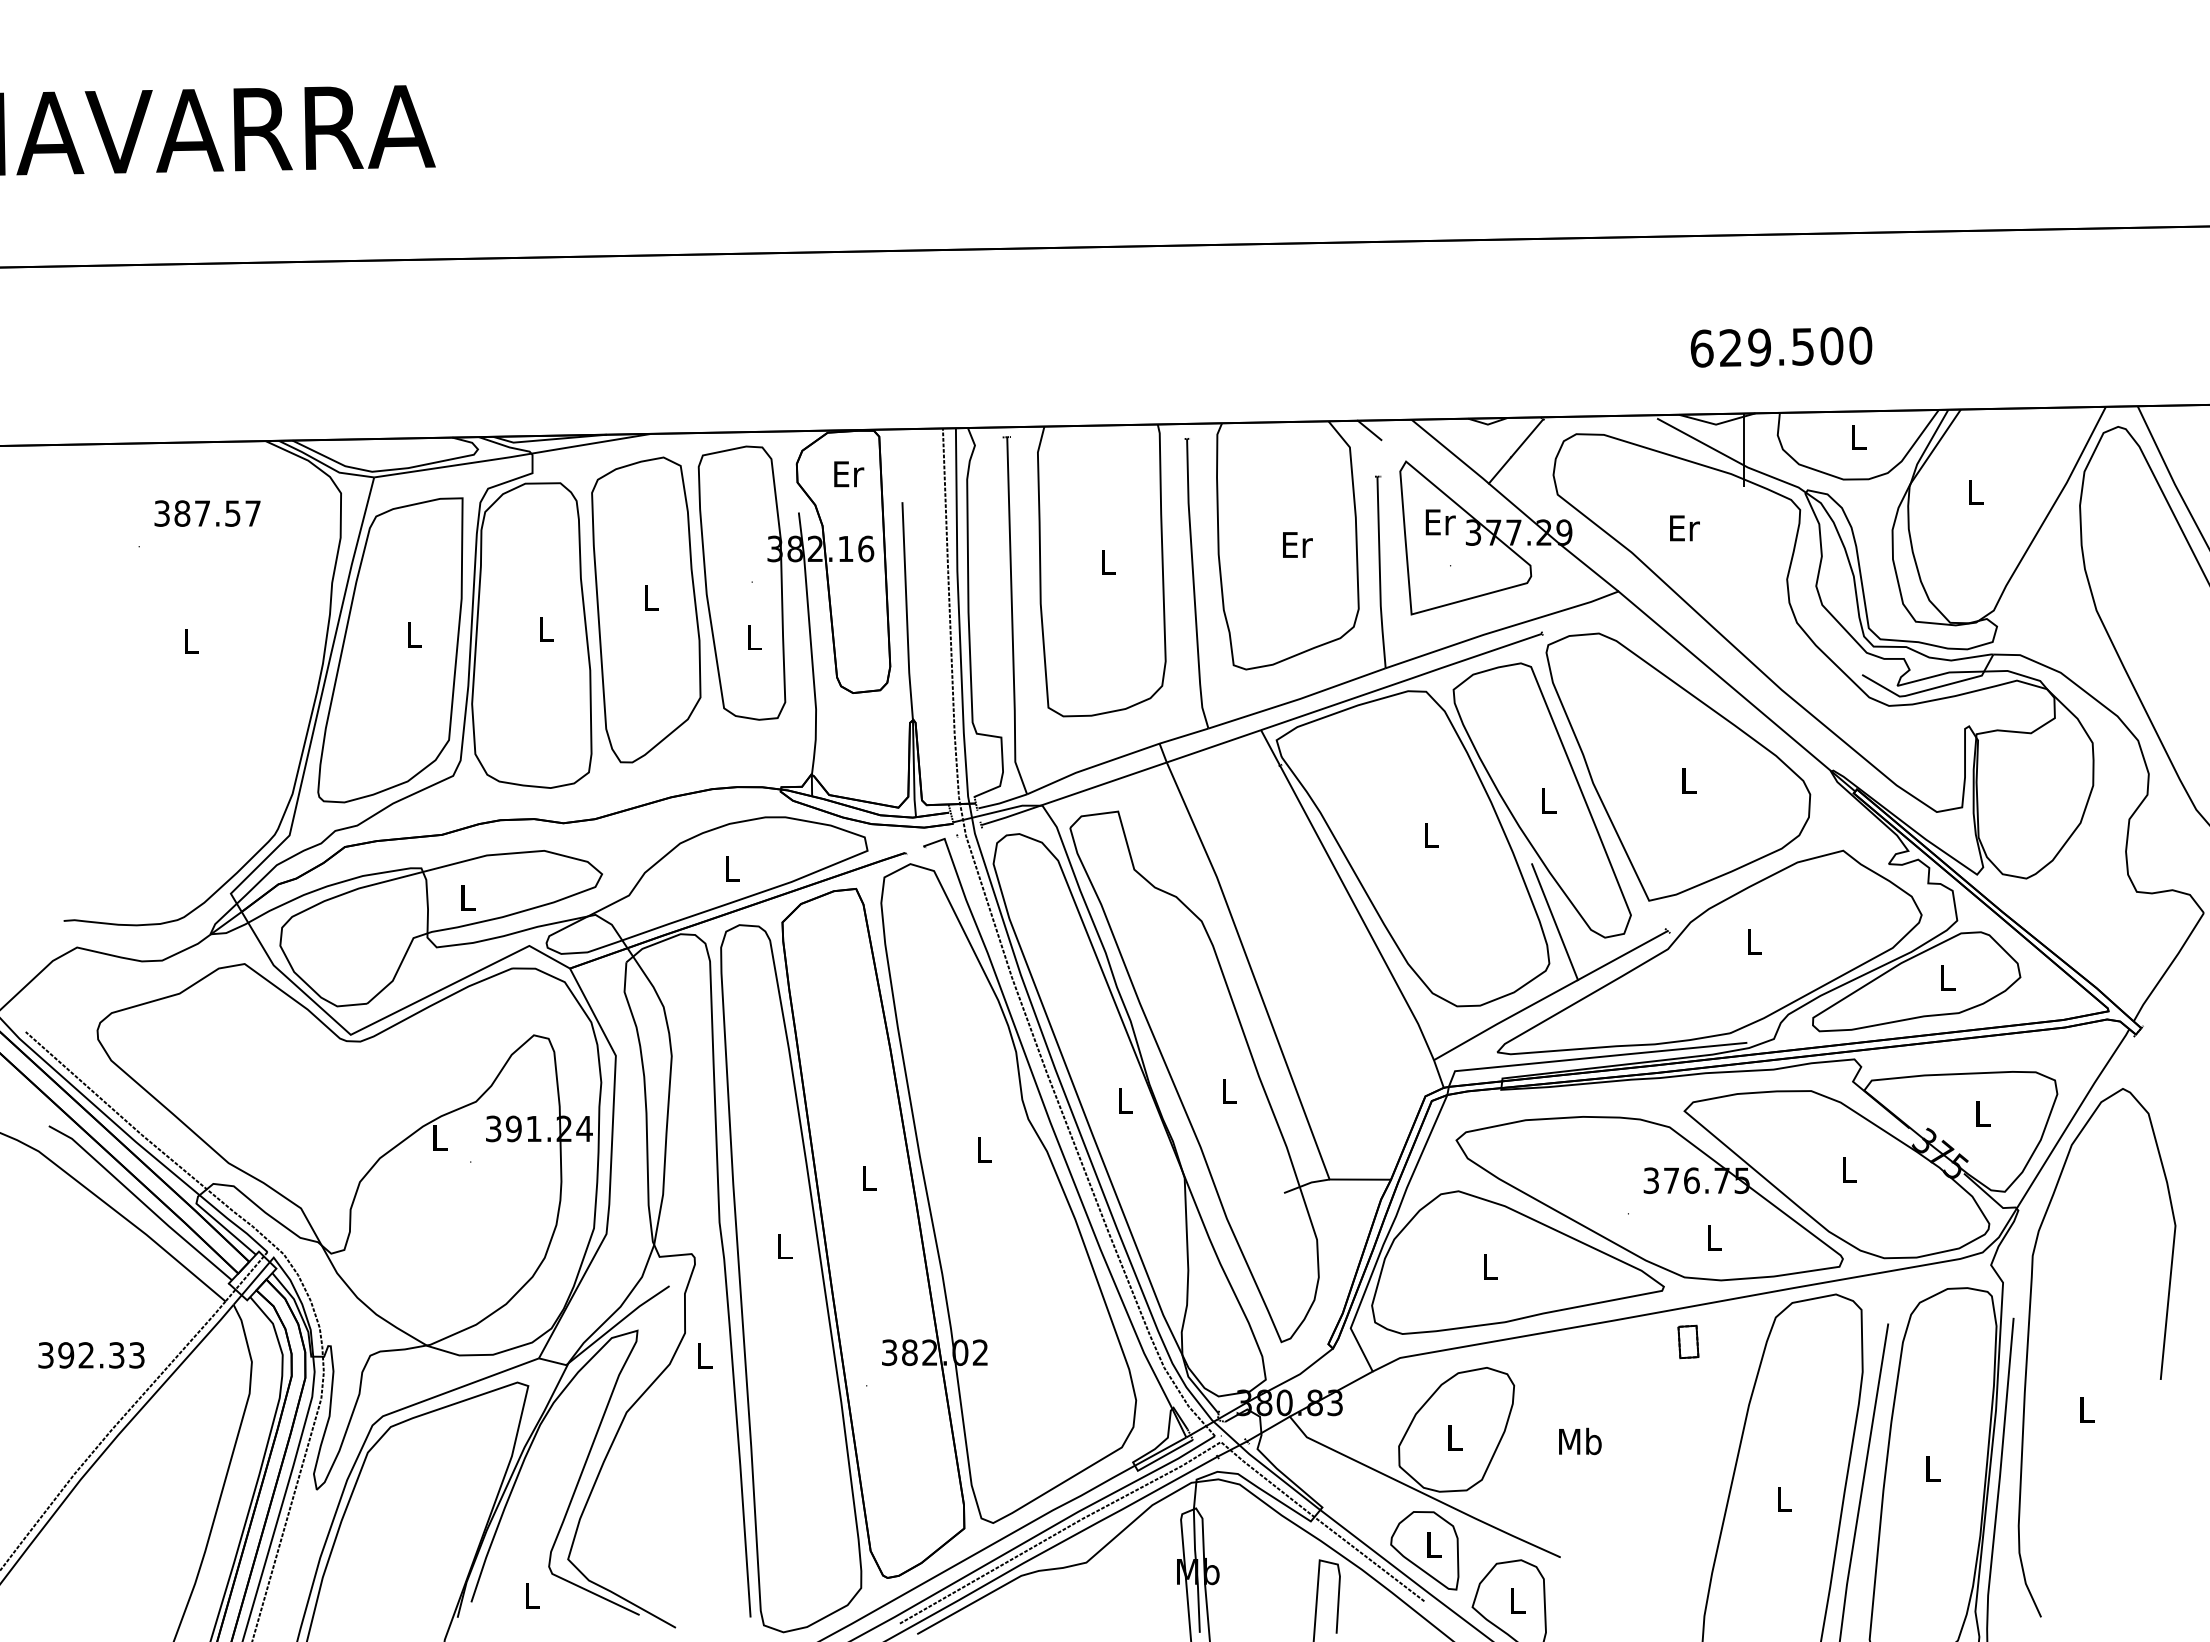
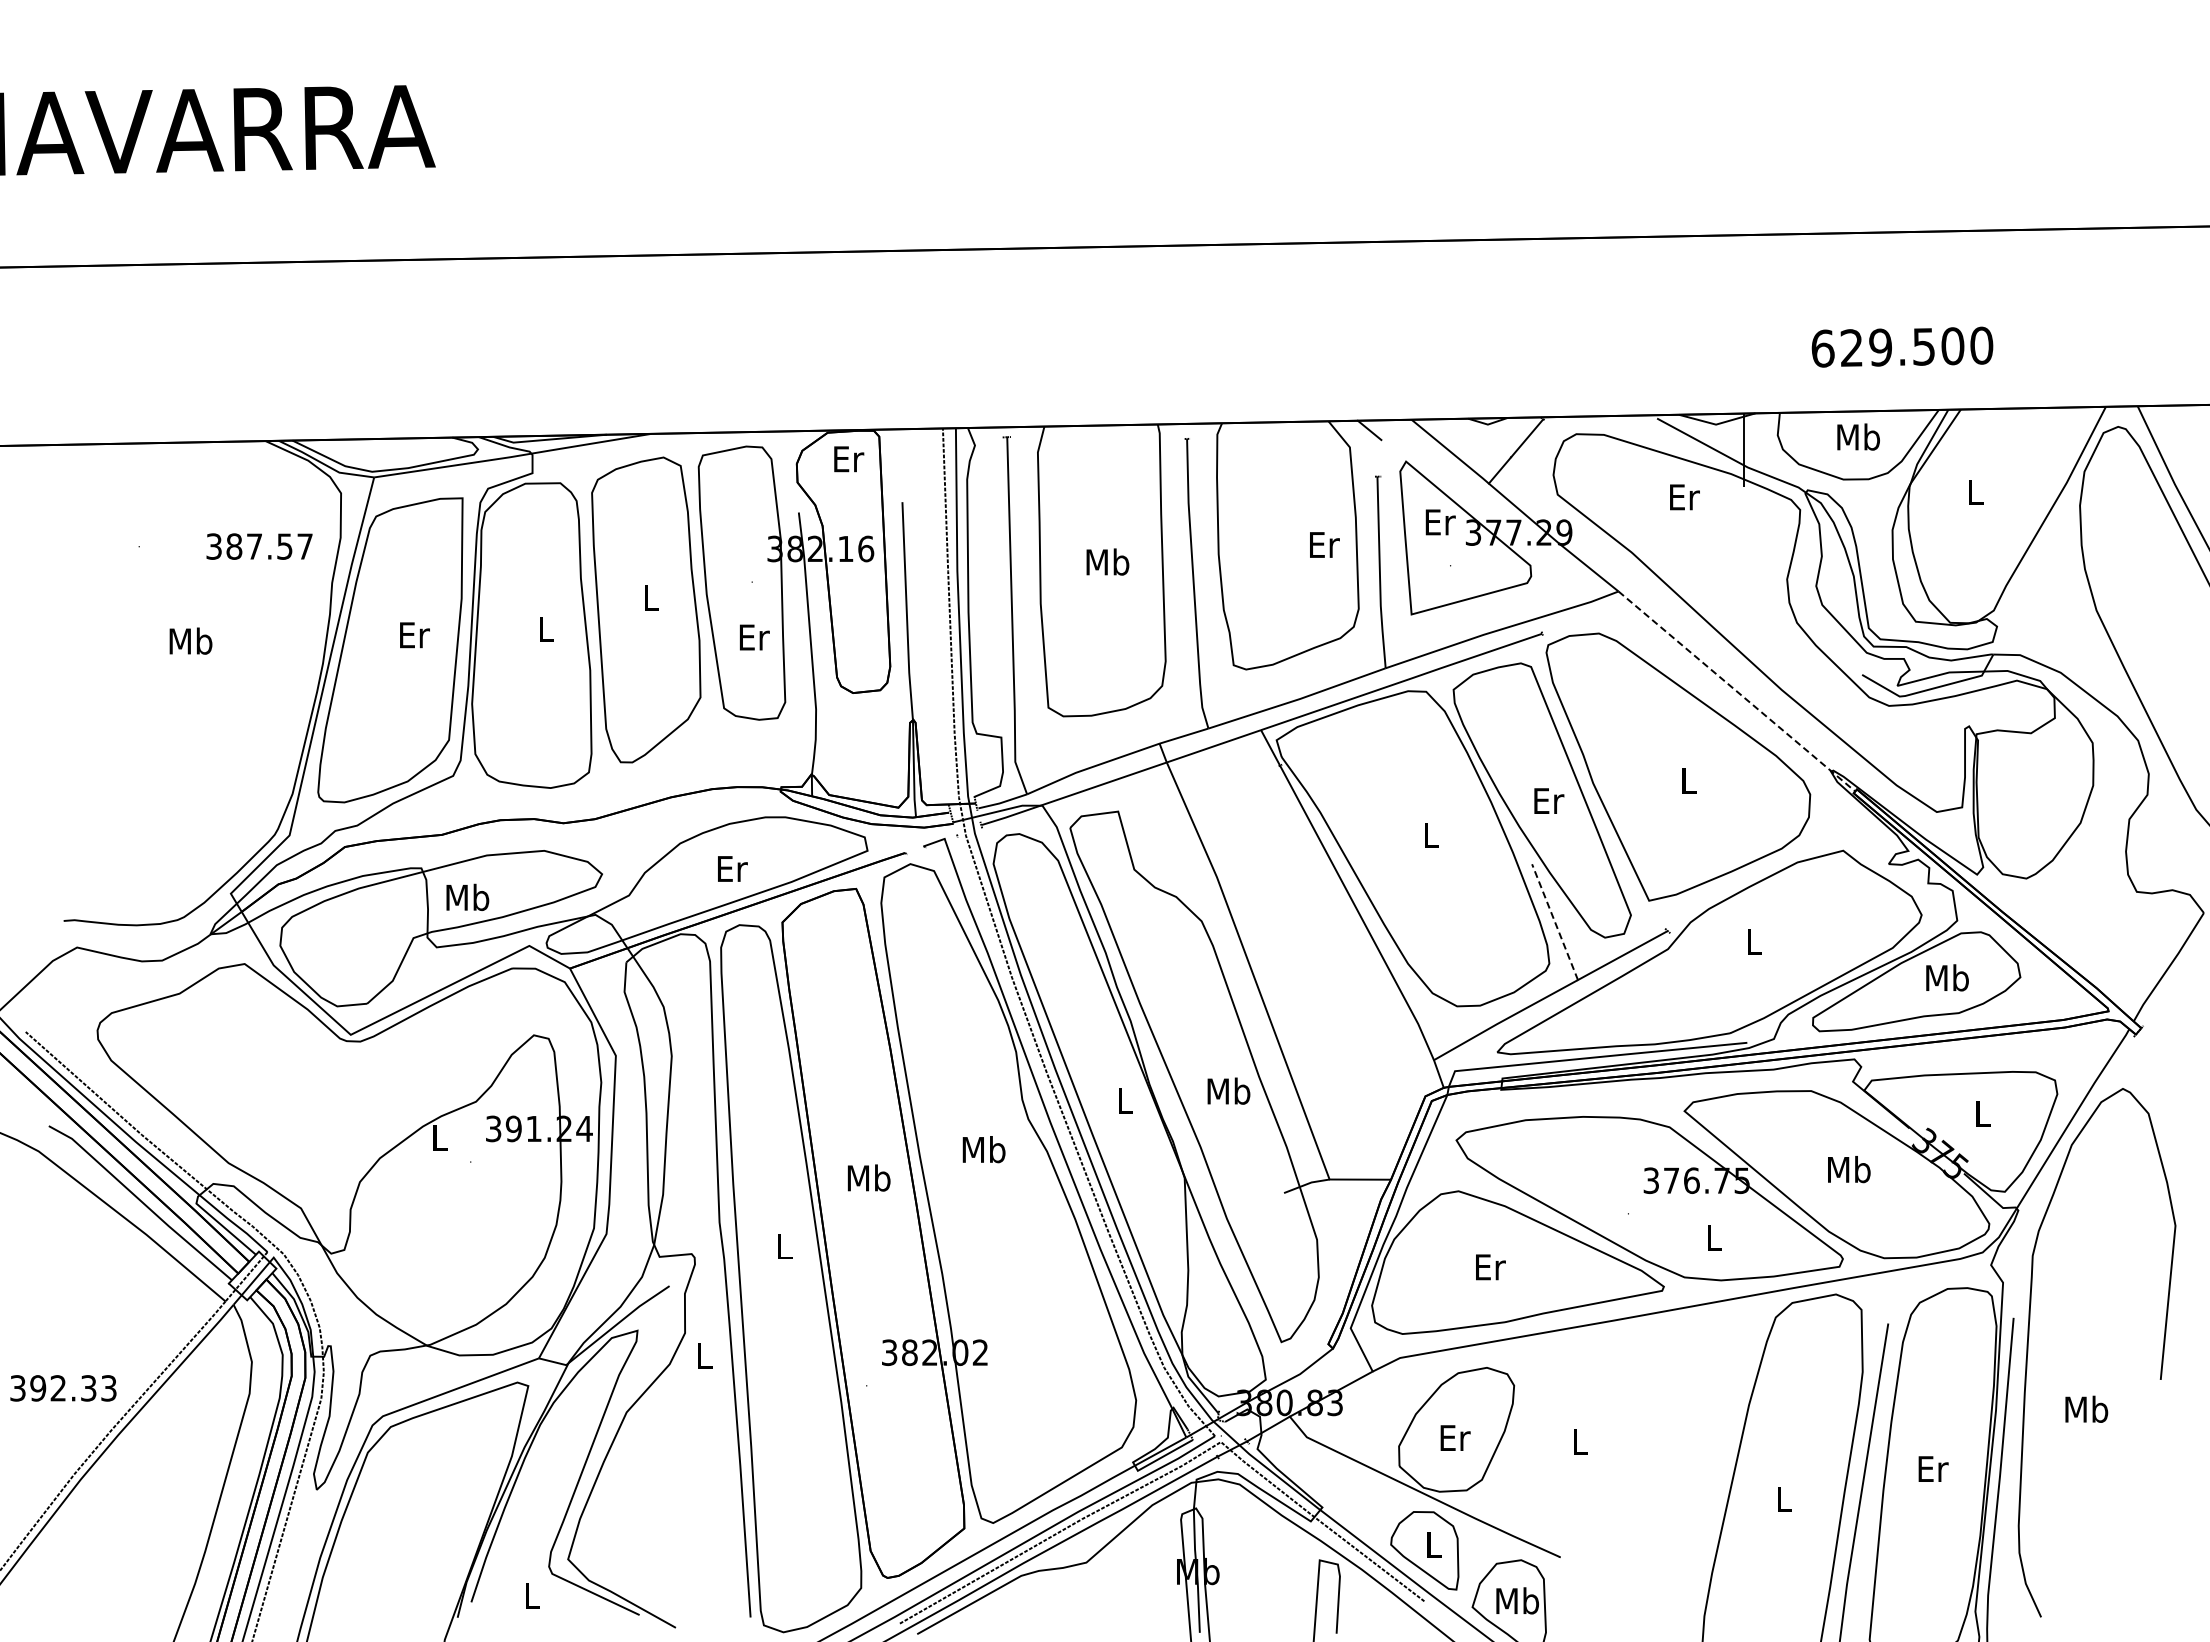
text position: (1781, 346) -> (1902, 346) (1902, 346)
text: L -> Mb (1858, 436)
text position: (849, 474) -> (849, 459) (849, 459)
text position: (207, 513) -> (259, 546) (259, 546)
text position: (1684, 528) -> (1684, 497) (1684, 497)
text position: (1297, 544) -> (1324, 544) (1324, 544)
text: L -> Mb (1107, 561)
text: L -> Er (414, 635)
text: L -> Er (754, 637)
text: L -> Mb (190, 640)
line: solid -> dashed (1736, 691)
text: L -> Er (1549, 800)
text: L -> Er (732, 868)
text: L -> Mb (467, 897)
line: solid -> dashed (1554, 921)
text: L -> Mb (1947, 977)
text: L -> Mb (1228, 1090)
text: L -> Mb (983, 1149)
text: L -> Mb (1849, 1169)
text: L -> Mb (868, 1177)
text: L -> Er (1490, 1267)
part: present -> none (1688, 1341)
text position: (91, 1355) -> (63, 1388) (63, 1388)
text: L -> Mb (2086, 1408)
text: L -> Er (1455, 1437)
text: Mb -> L (1580, 1441)
text: L -> Er (1933, 1468)
text: L -> Mb (1517, 1600)
